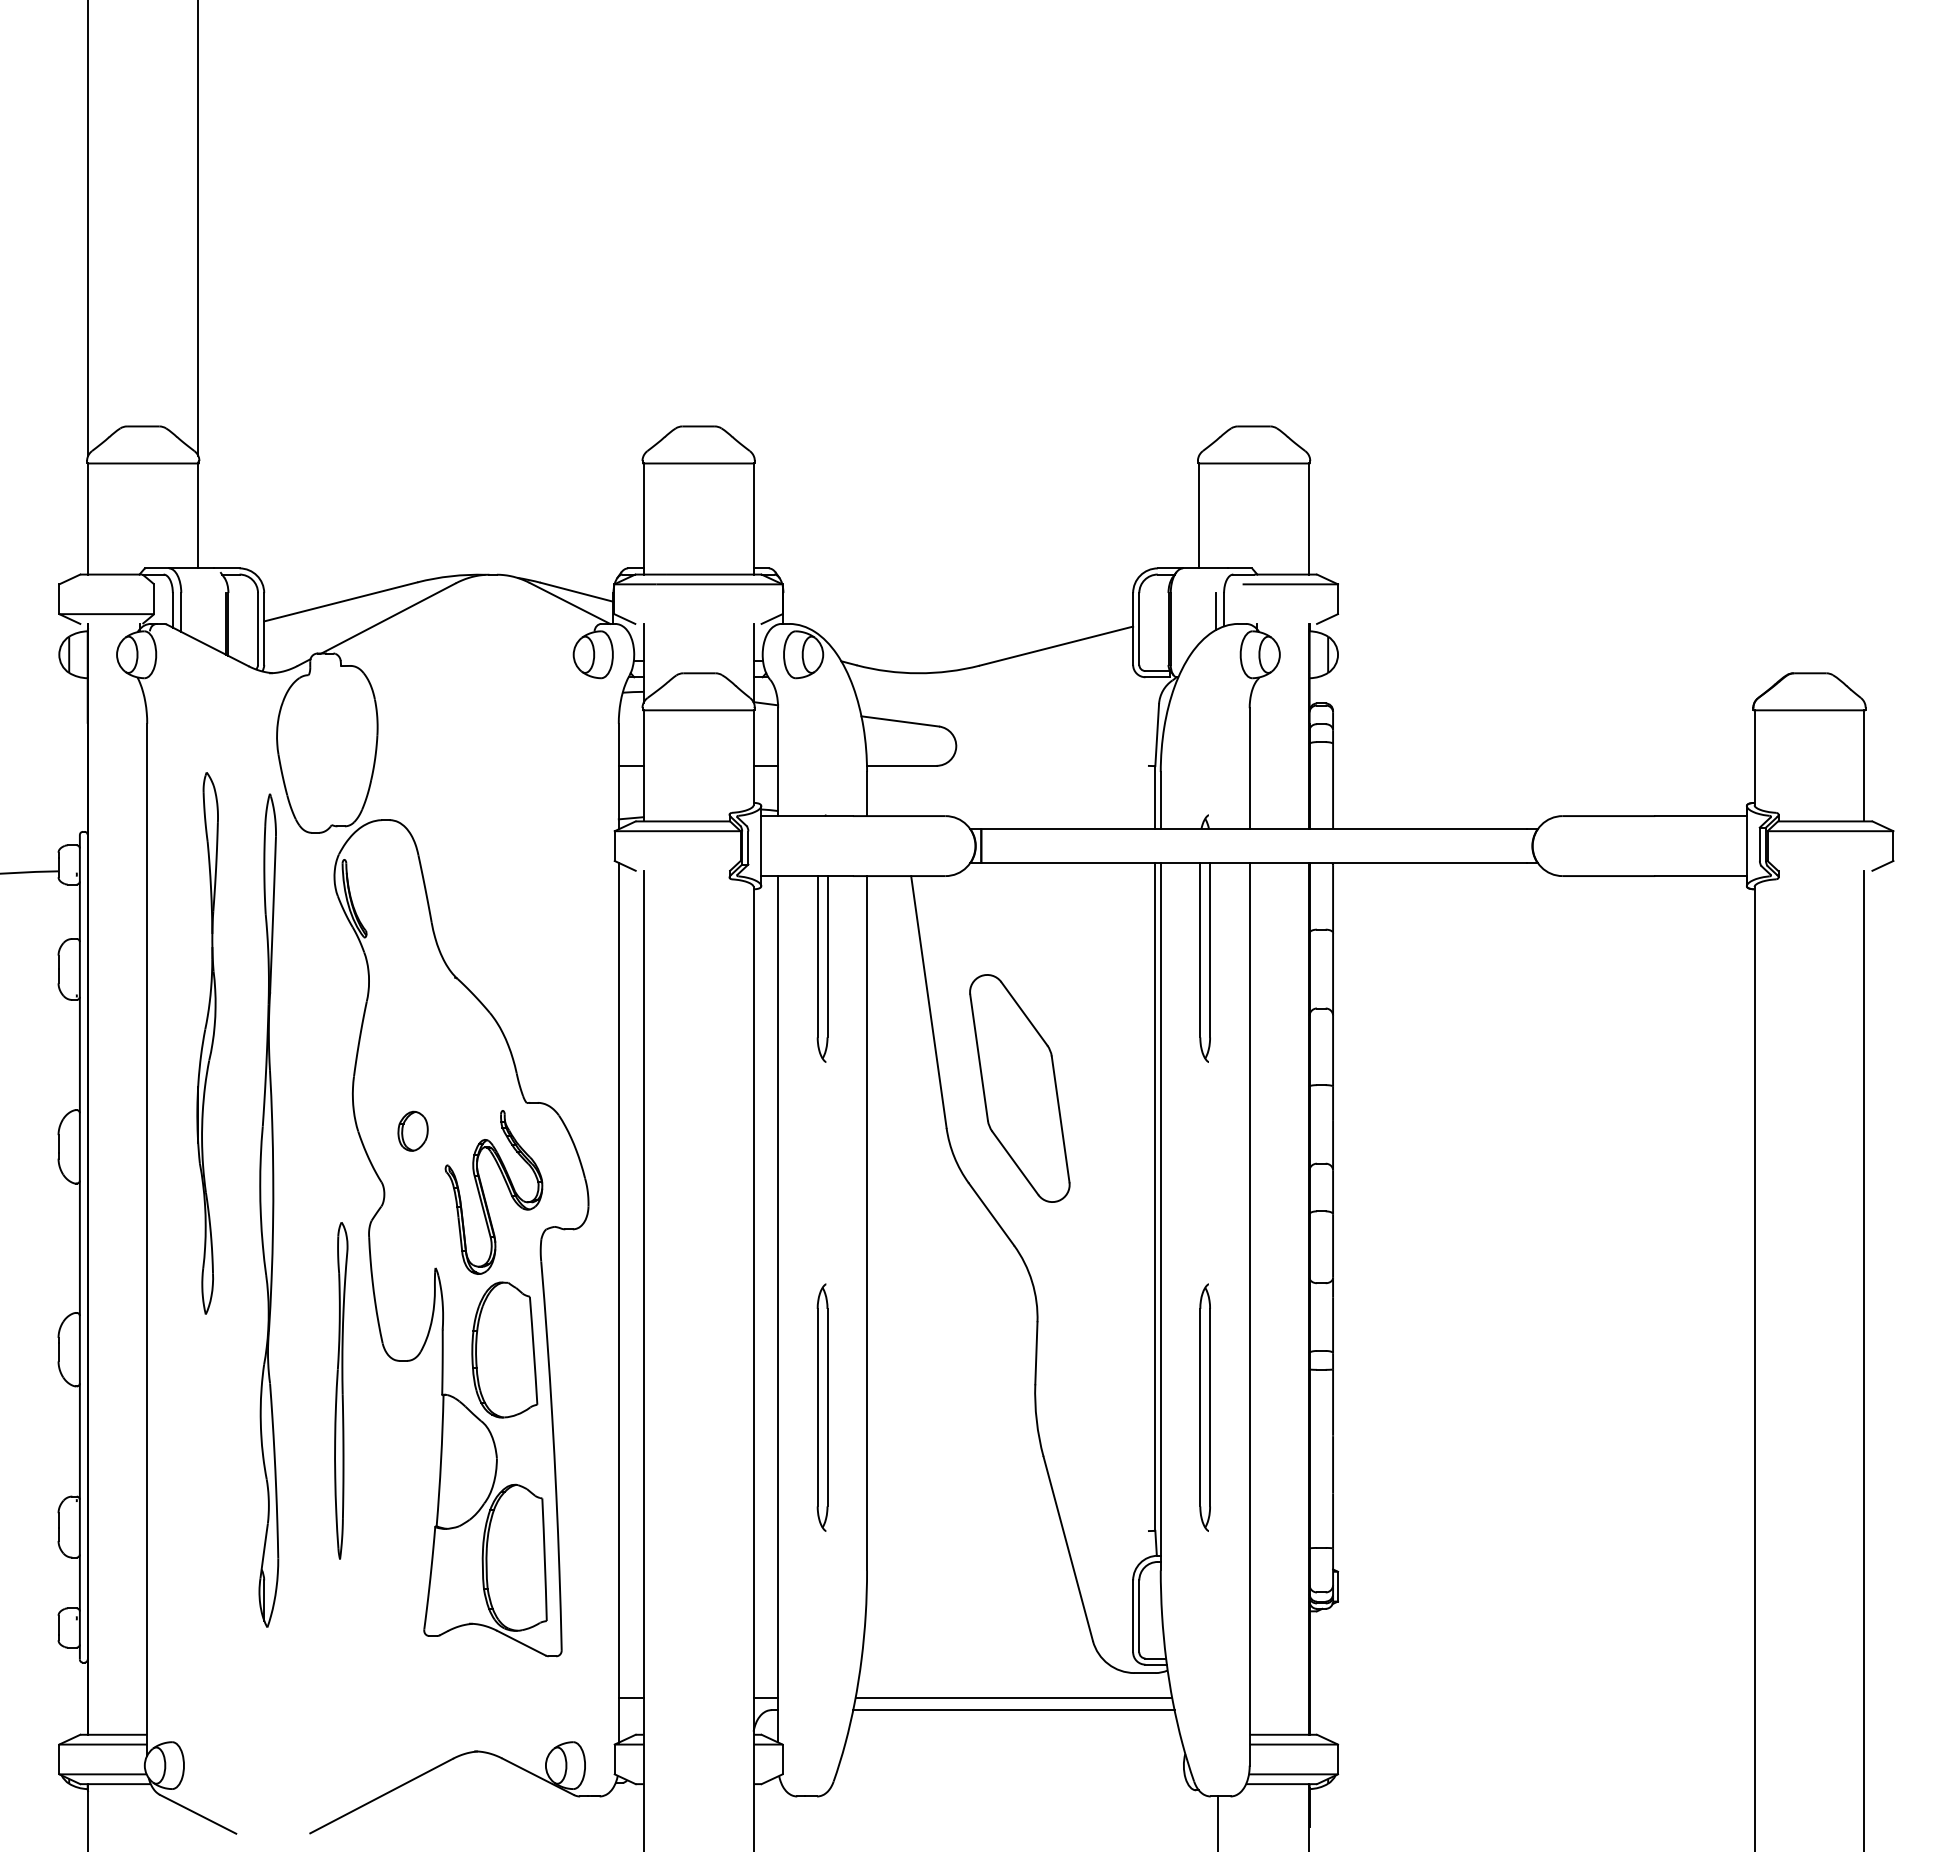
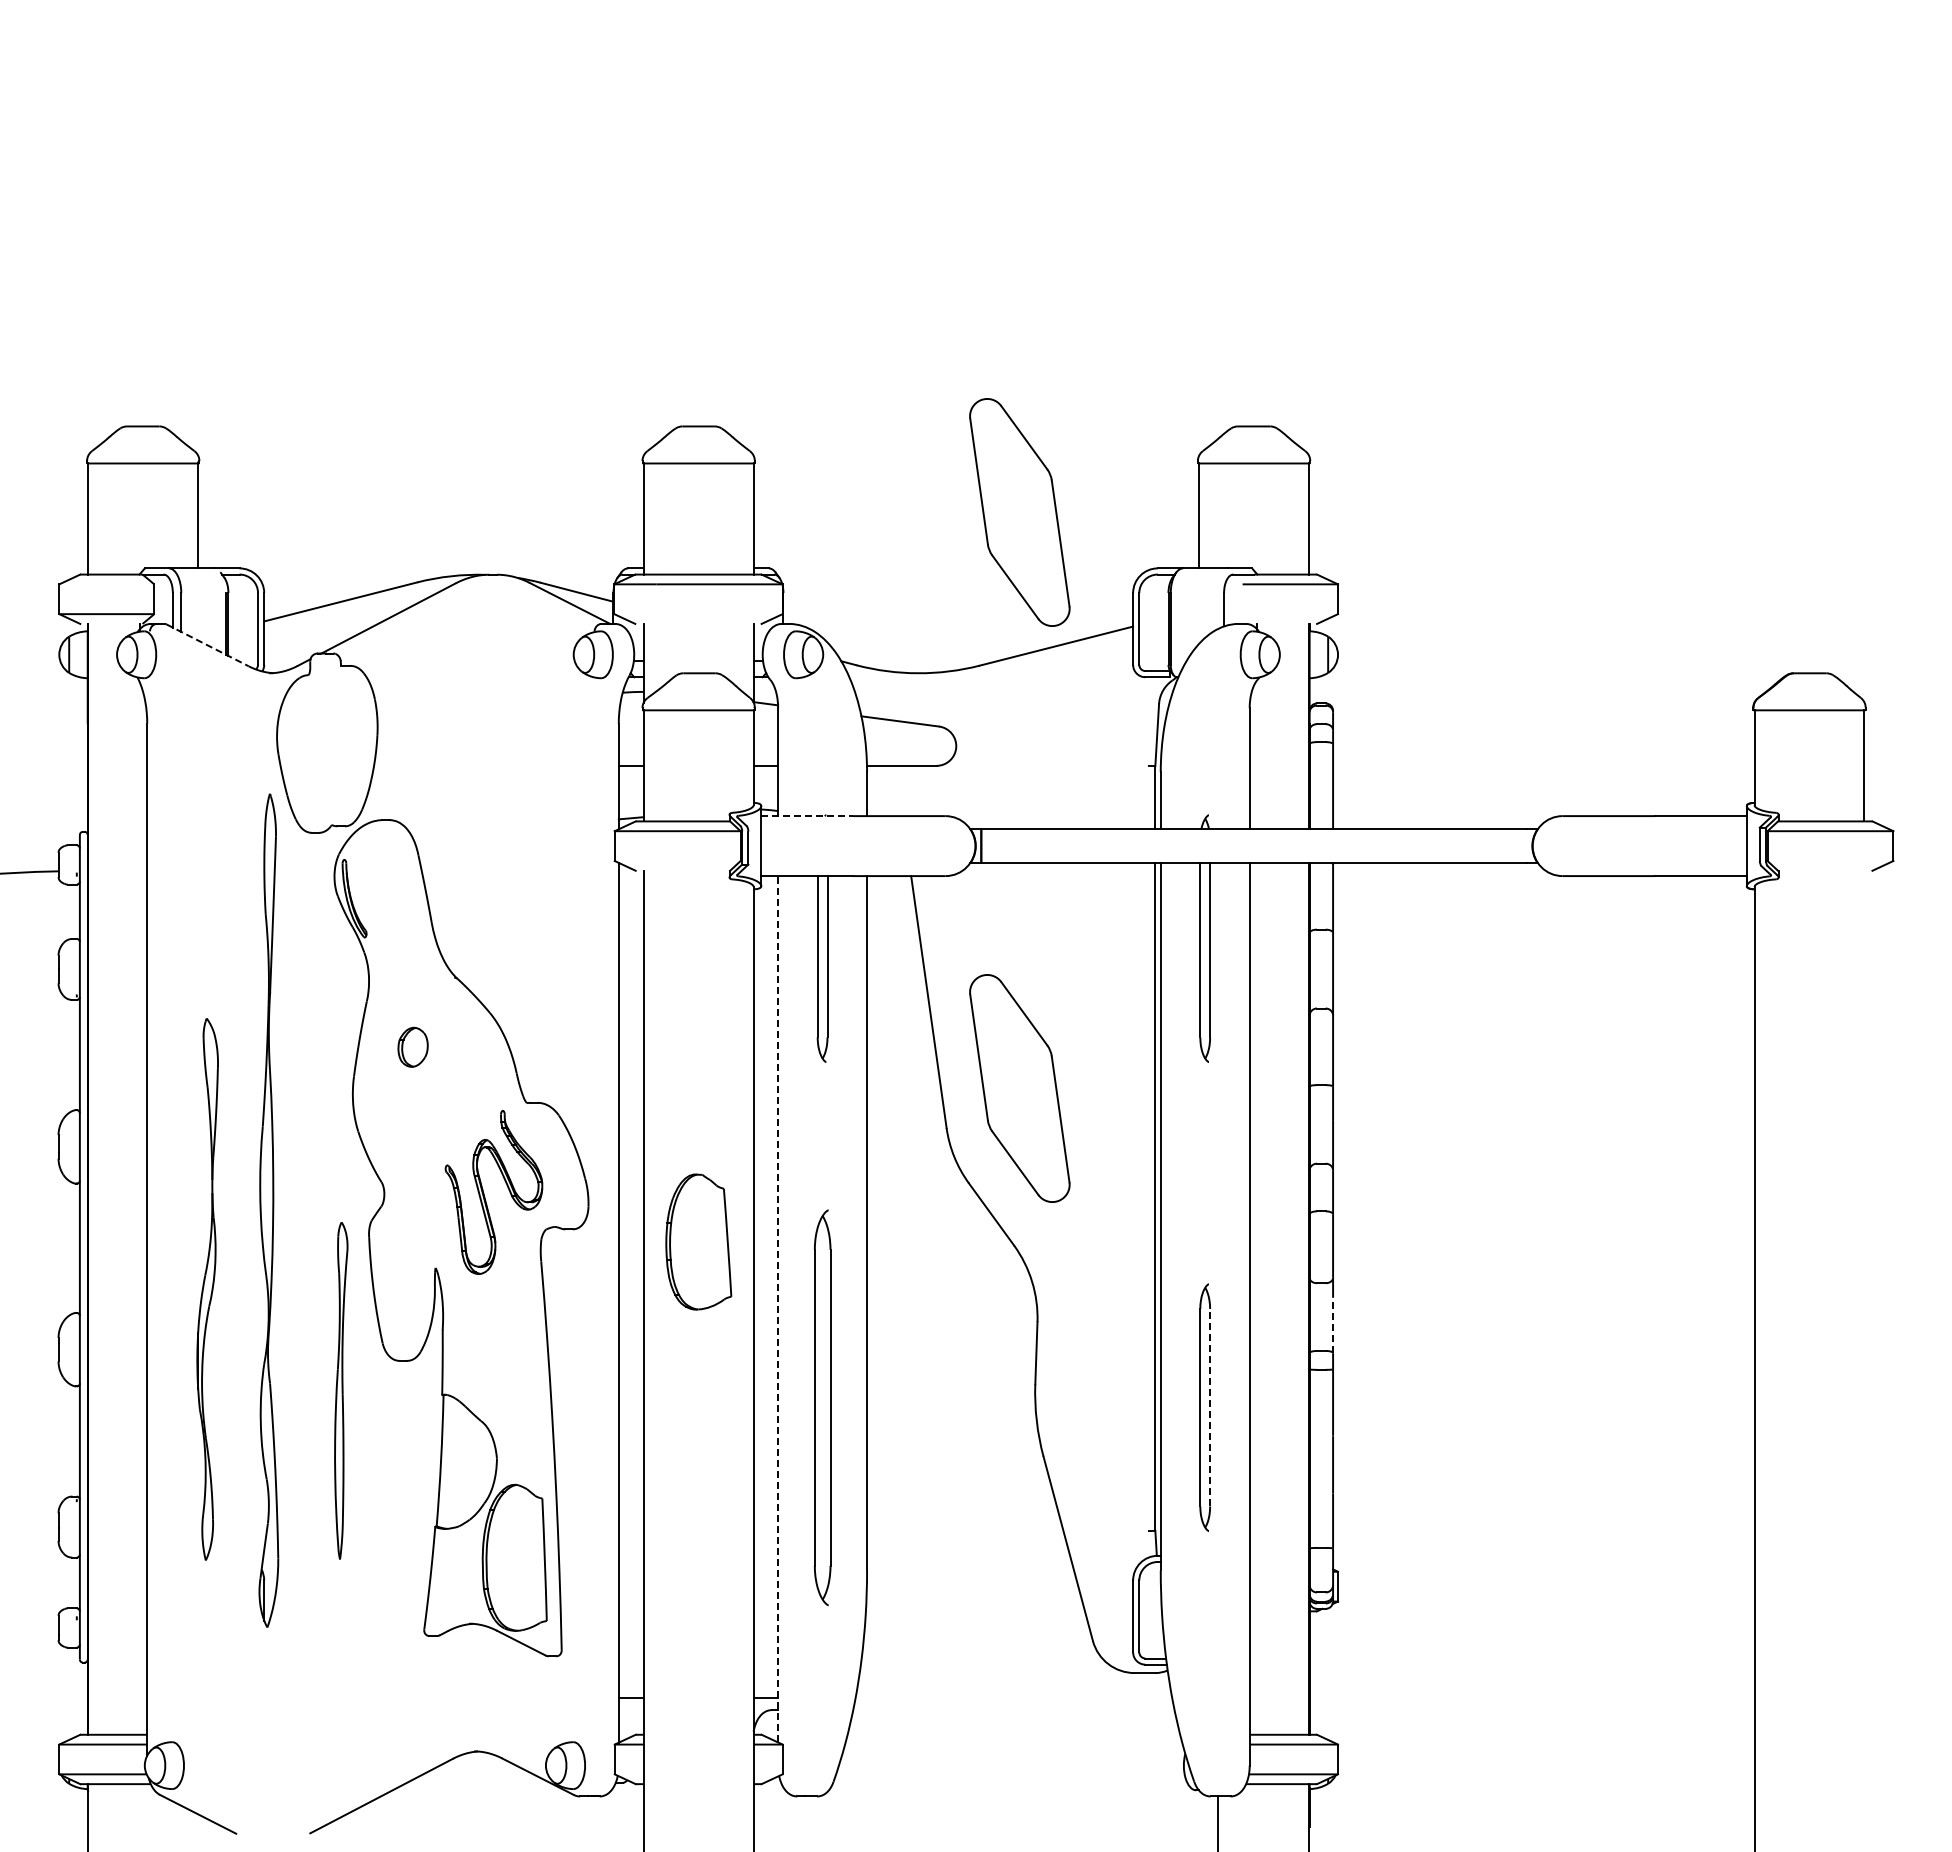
line: present -> none (88, 228)
line: present -> none (198, 228)
part: none -> present (1019, 512)
line: present -> none (1215, 611)
line: solid -> dashed (207, 645)
line: solid -> dashed (807, 816)
part position: (207, 1043) -> (207, 1289) (207, 1289)
part position: (412, 1130) -> (412, 1046) (412, 1046)
line: solid -> dashed (778, 1308)
arc: solid -> dashed (1333, 1323)
part position: (504, 1349) -> (698, 1241) (698, 1241)
line: present -> none (1864, 1359)
part size: 13x249 px -> 18x398 px (822, 1407)
line: solid -> dashed (1210, 1407)
line: present -> none (1013, 1697)
line: present -> none (1013, 1710)
